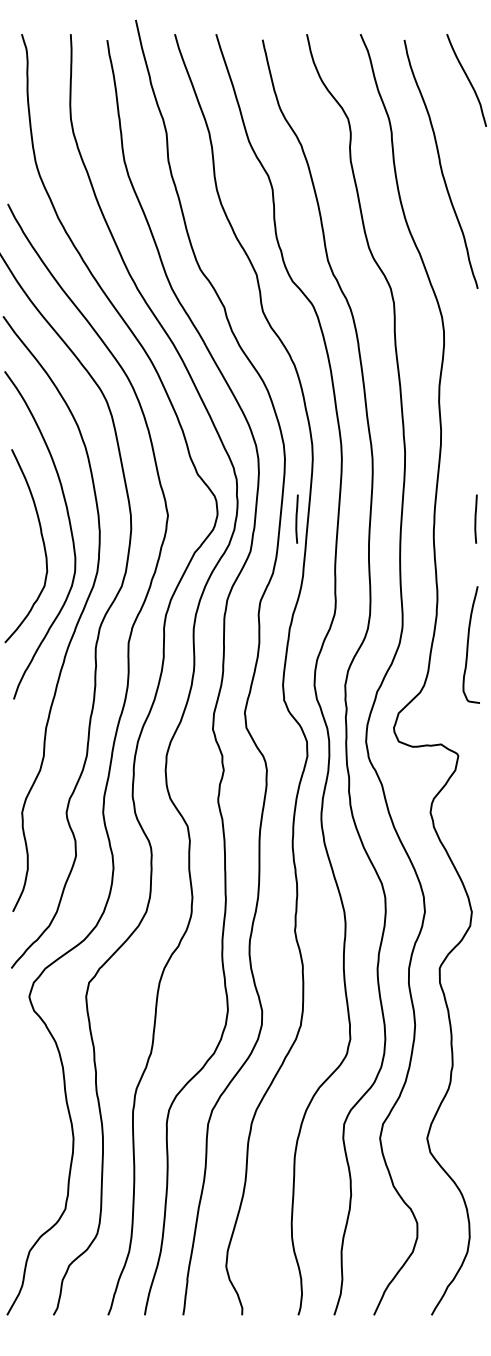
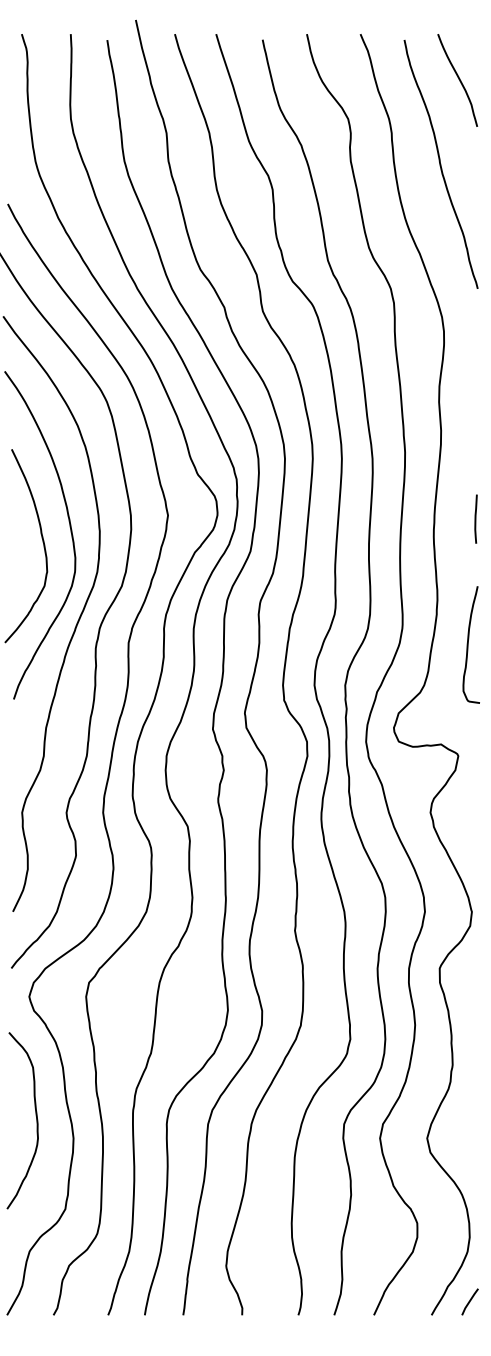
curve position: (467, 79) -> (458, 79) (458, 79)
line: present -> none (296, 518)
curve: none -> present (35, 1115)
line: none -> present (469, 1301)
